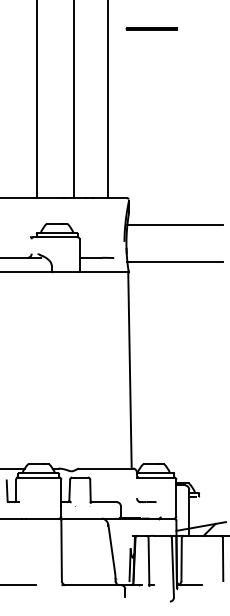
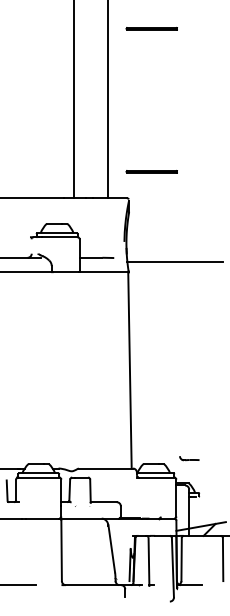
line: present -> none (36, 100)
line: none -> present (151, 171)
line: present -> none (174, 225)
part position: (146, 500) -> (189, 458) (189, 458)
